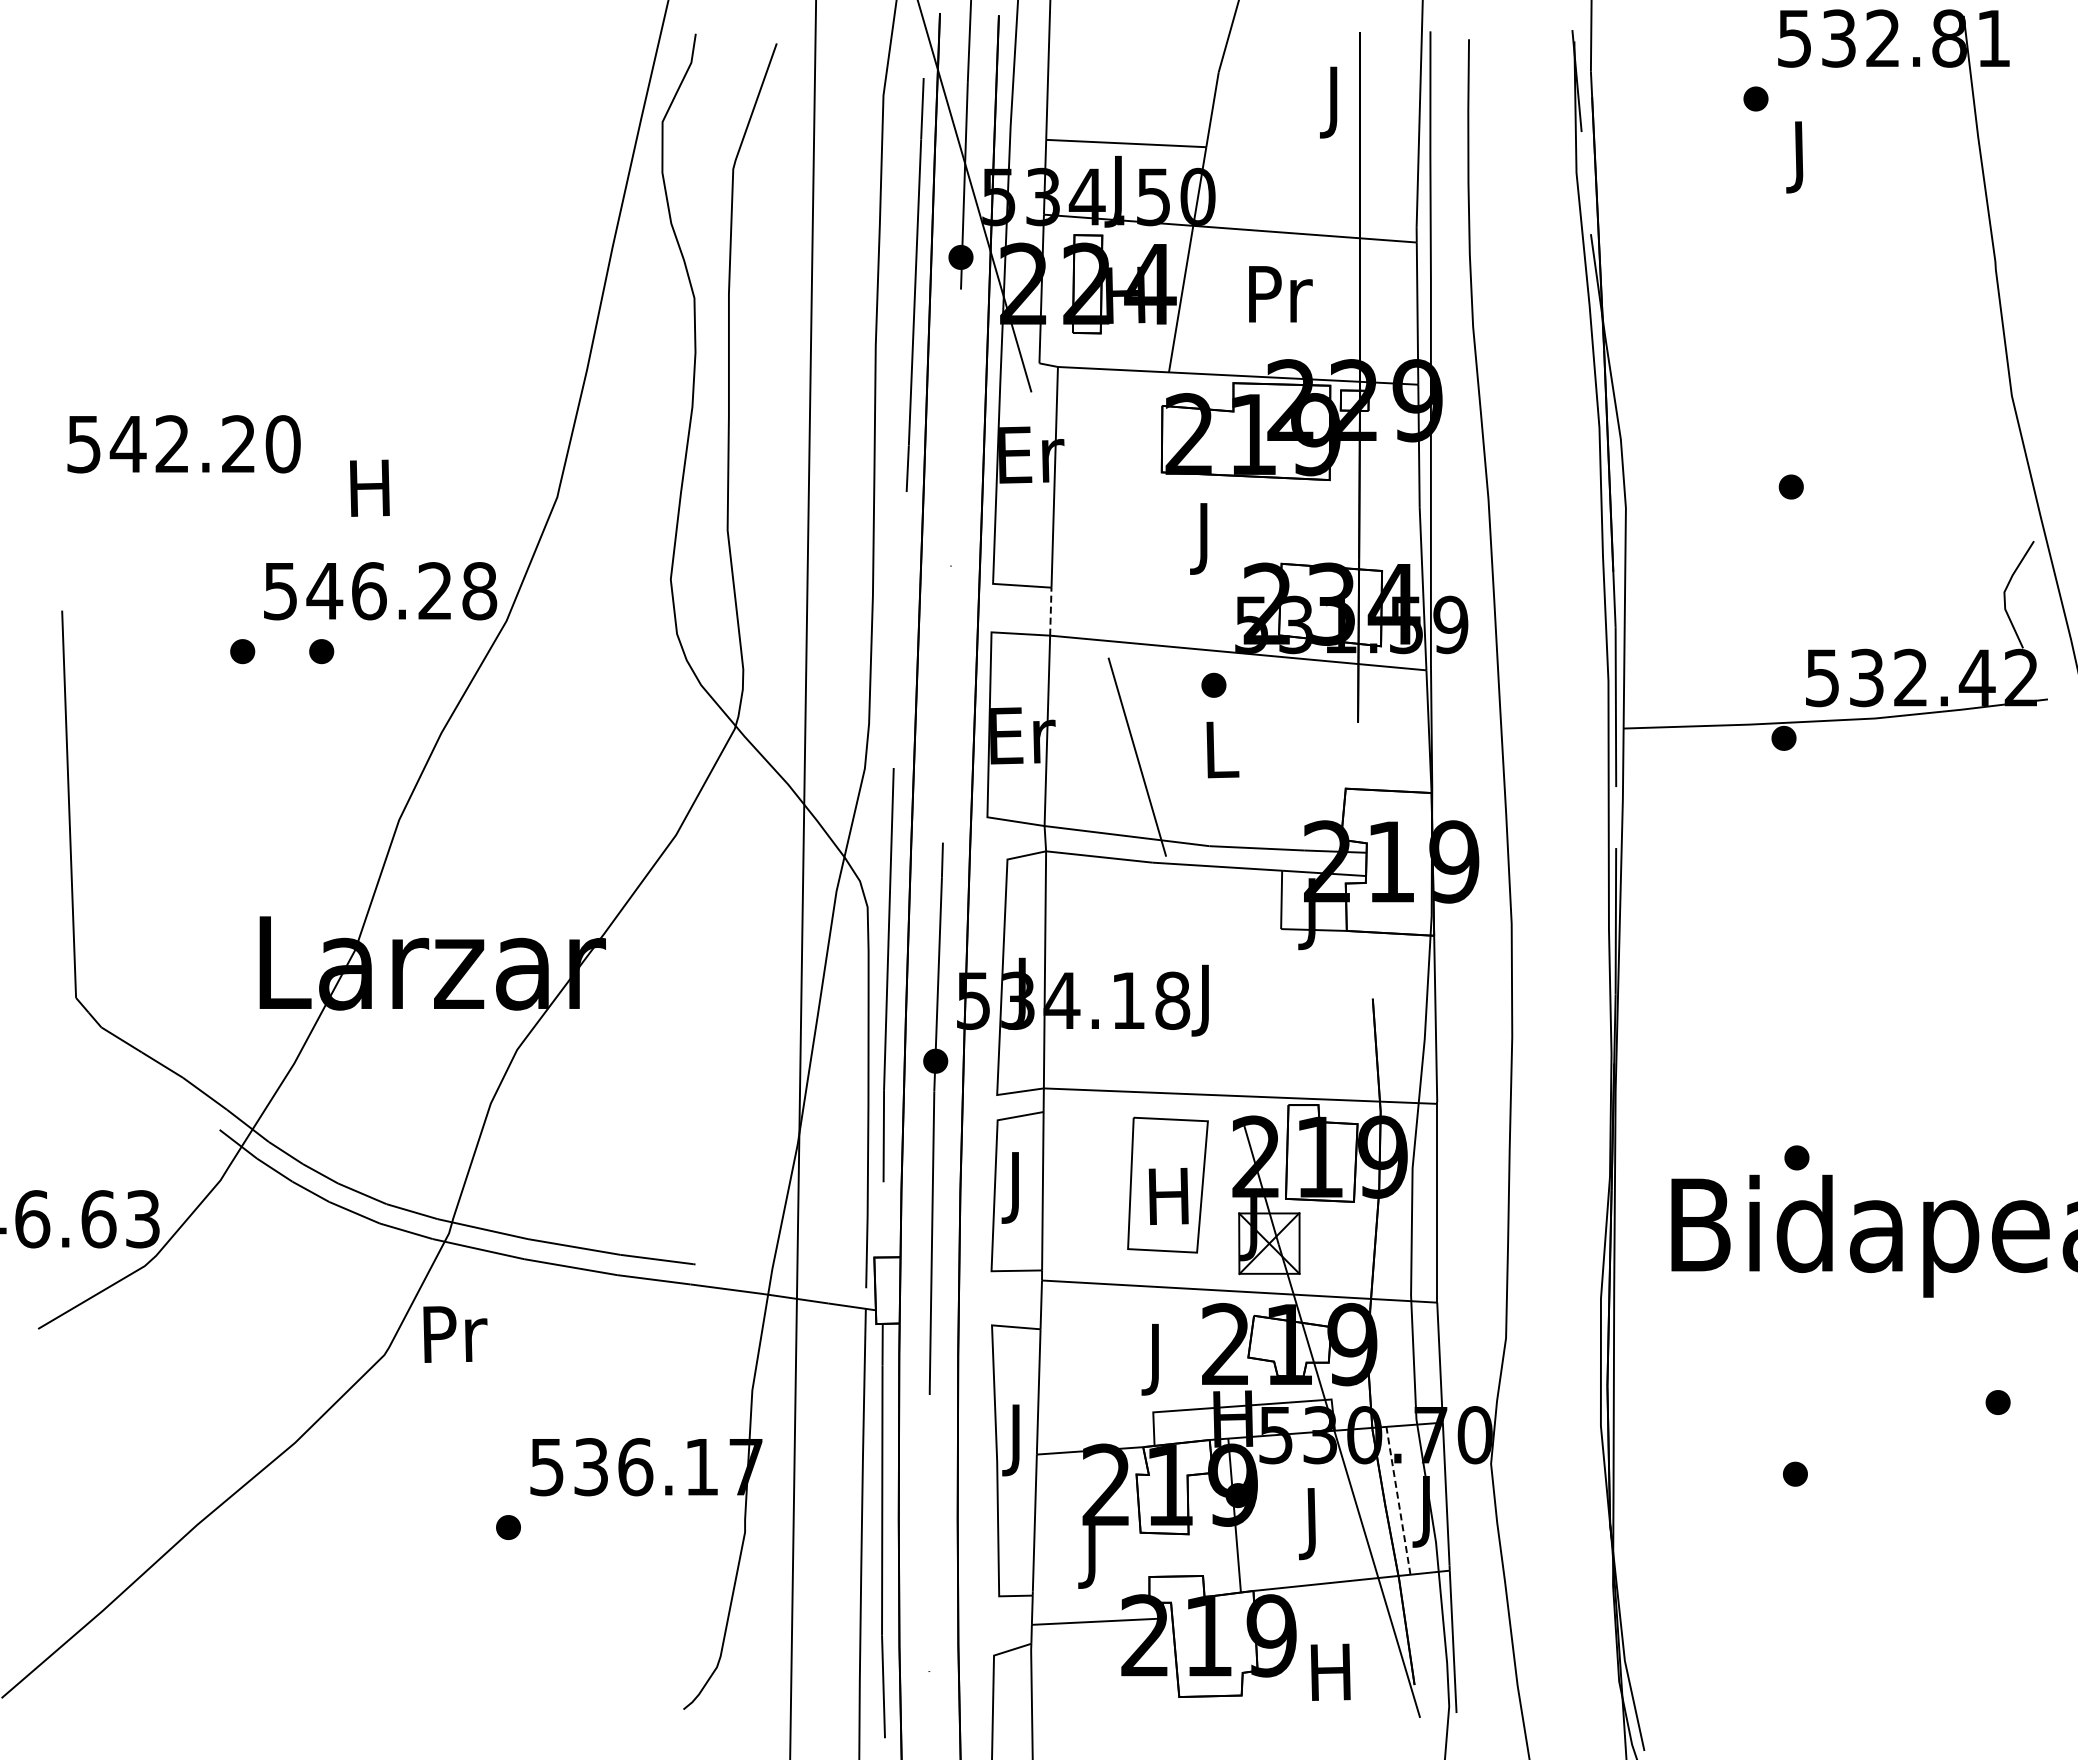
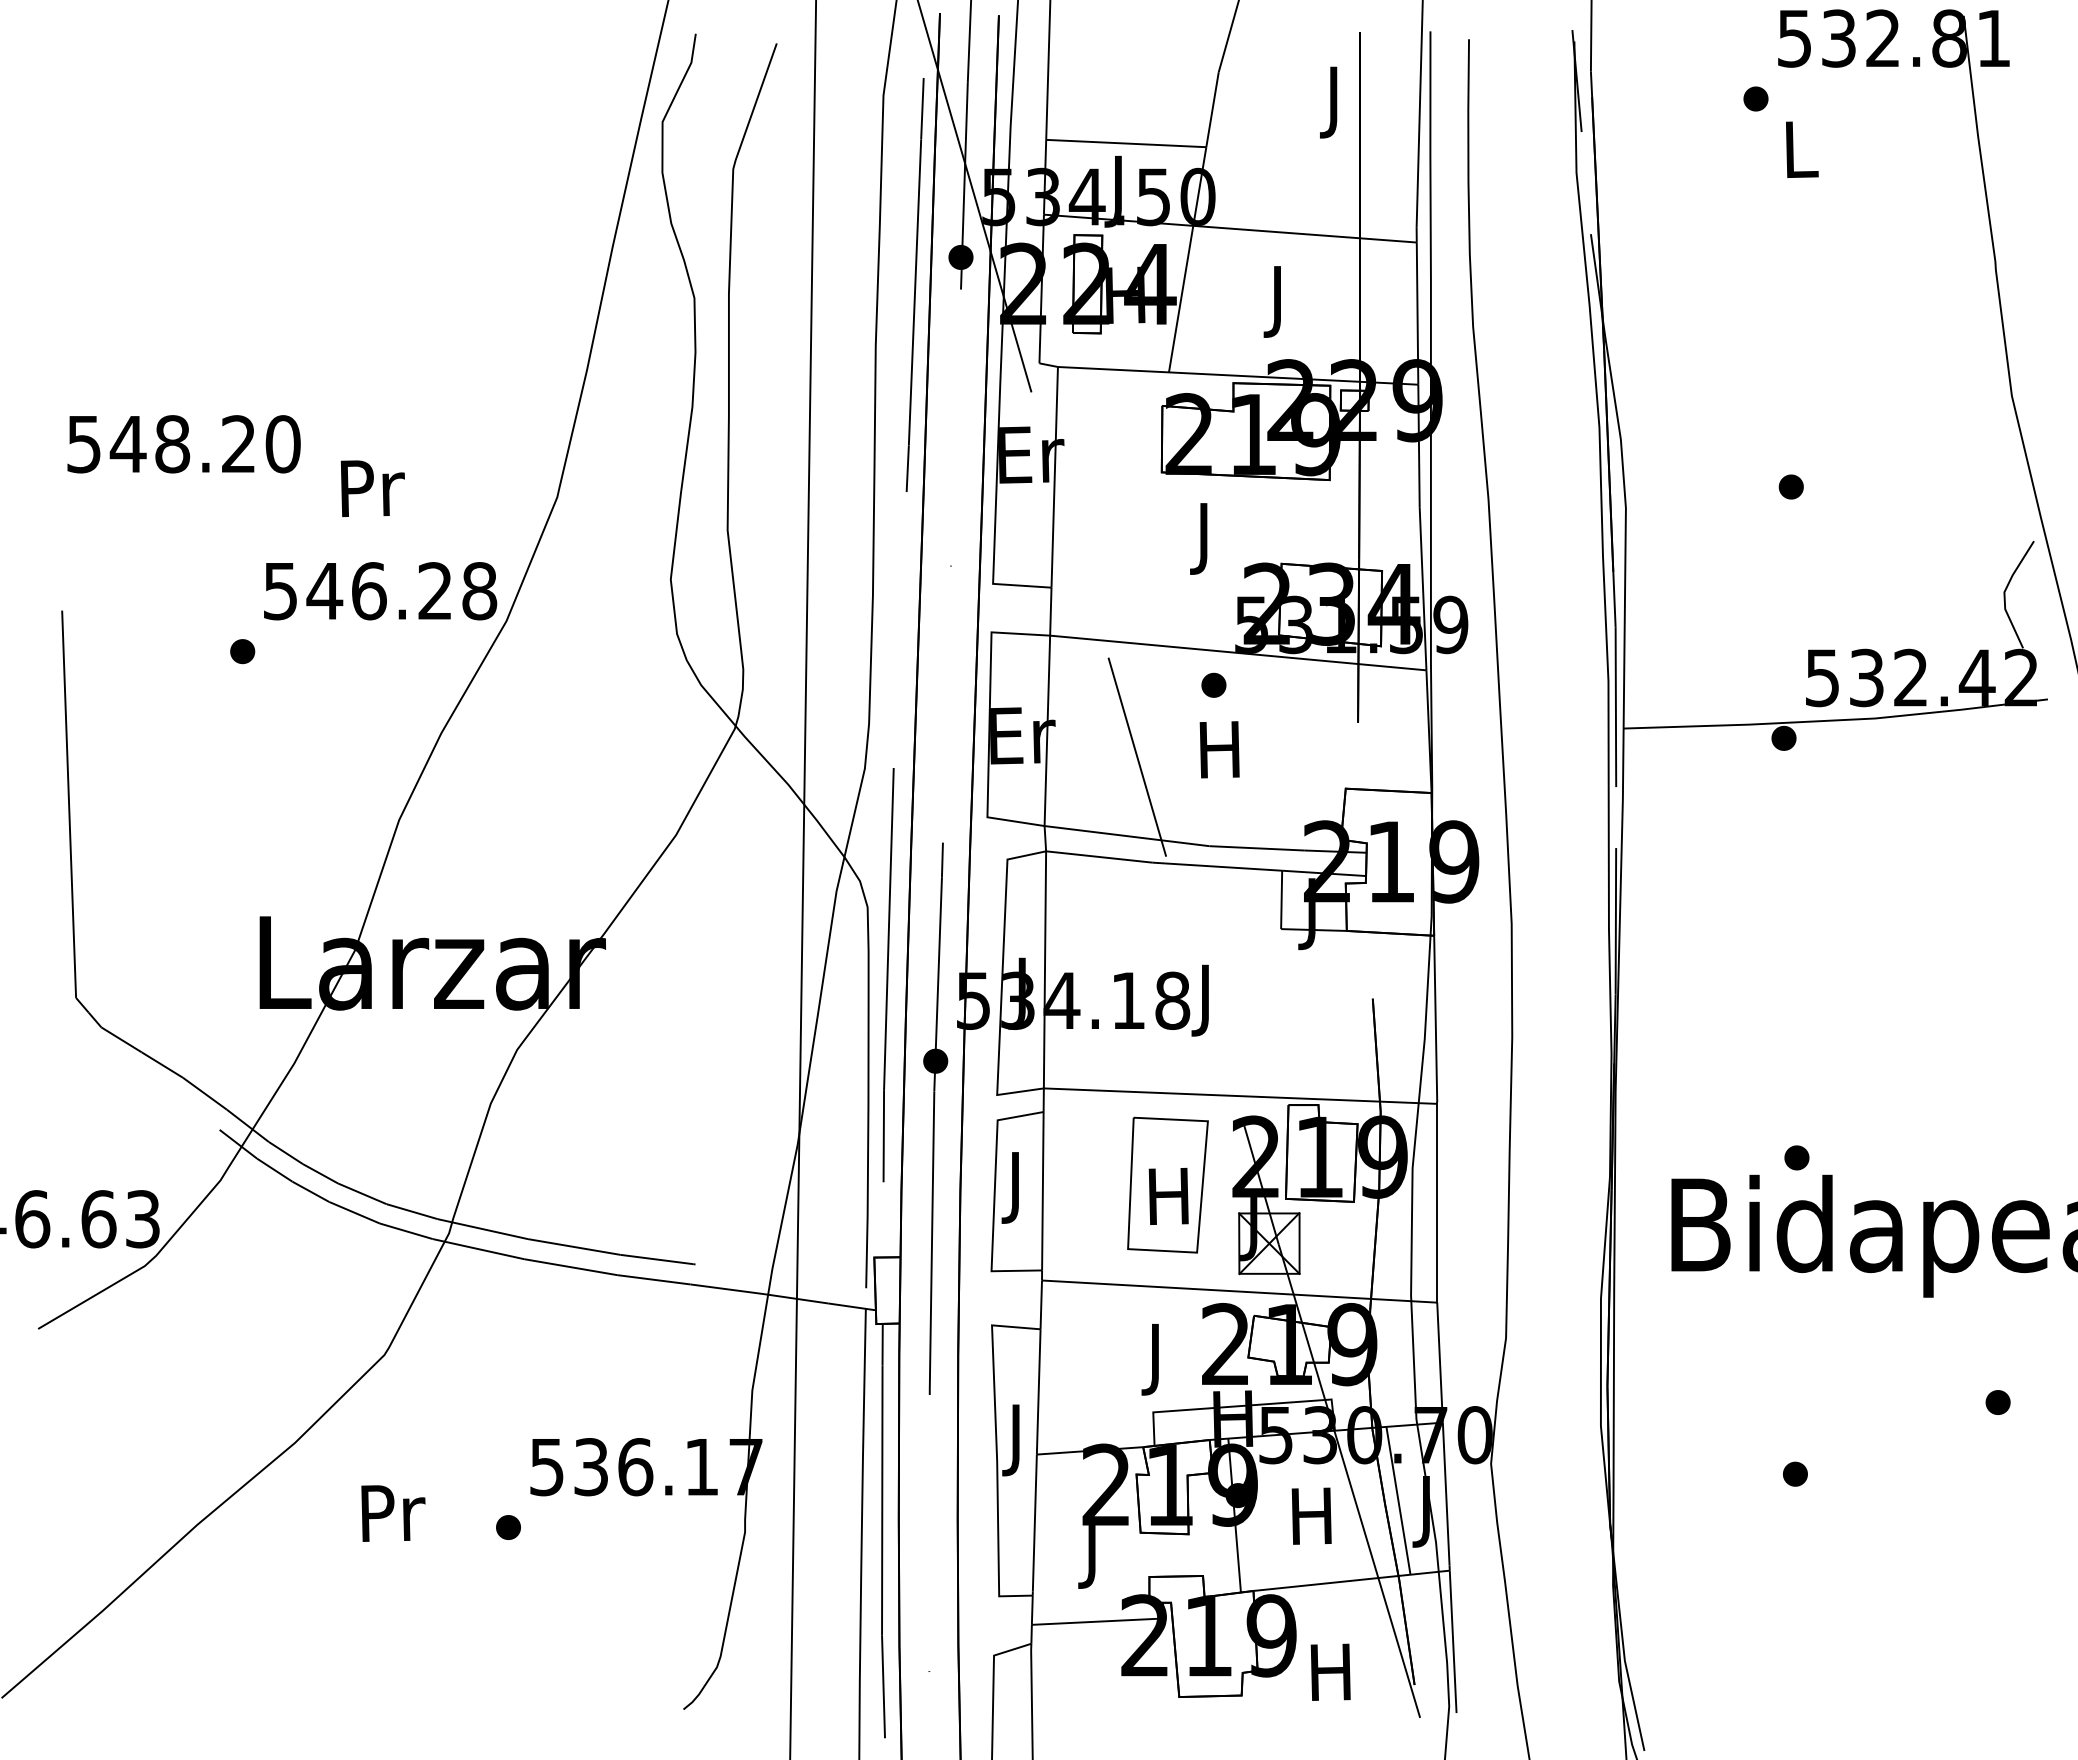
text: J -> L (1802, 157)
text: Pr -> J (1280, 301)
text: 542.20 -> 548.20 (172, 444)
text: H -> Pr (372, 488)
line: dashed -> solid (1050, 611)
part: present -> none (321, 651)
text: L -> H (1219, 749)
text position: (455, 1334) -> (393, 1513) (393, 1513)
line: dashed -> solid (1398, 1500)
text: J -> H (1311, 1523)
